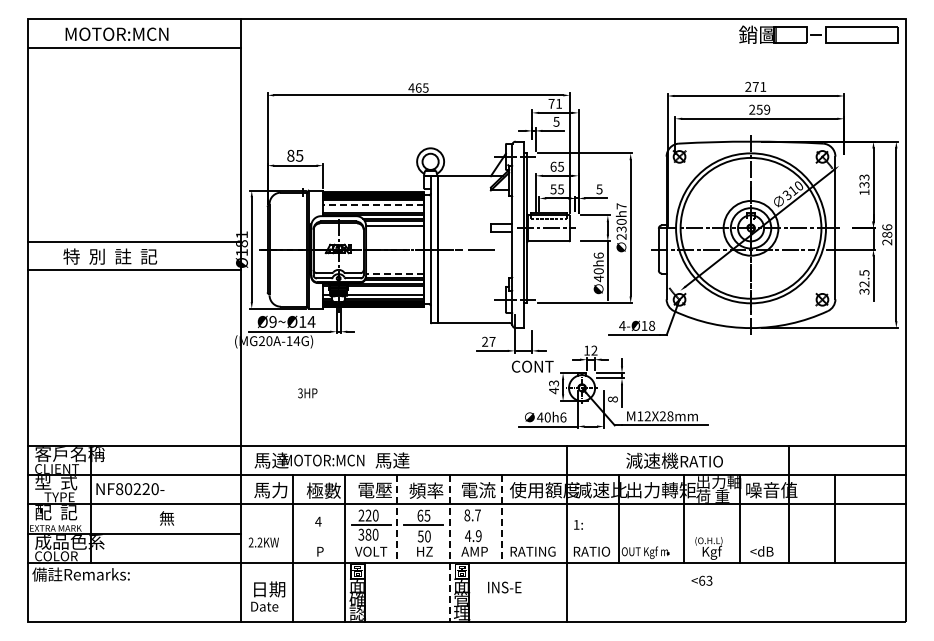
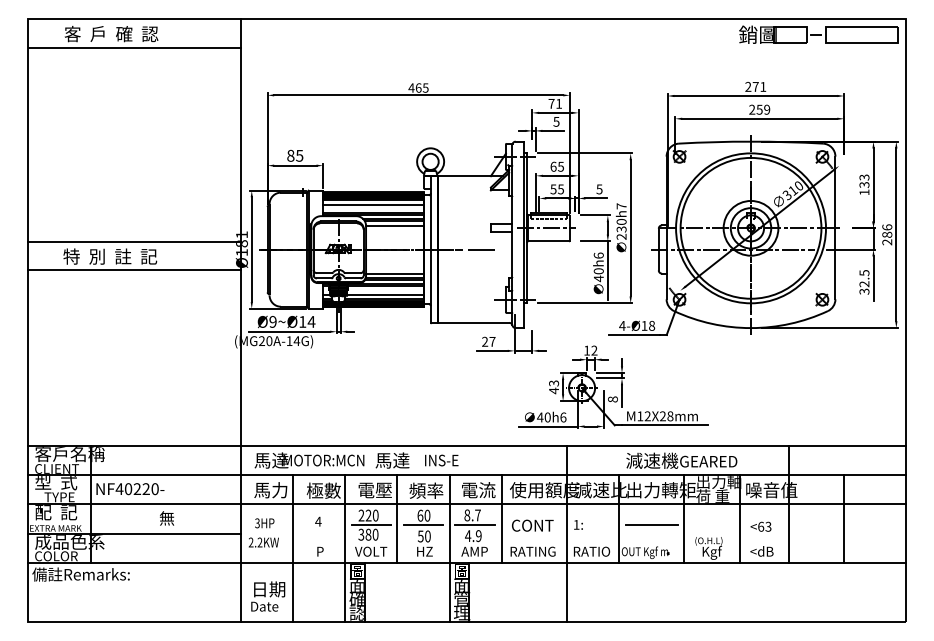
text: MOTOR:MCN -> 客  戶  確  認 (116, 33)
line: dashed -> solid (372, 204)
line: dashed -> solid (394, 273)
text position: (532, 366) -> (532, 525) (532, 525)
text position: (307, 393) -> (264, 523) (264, 523)
text: RATIO -> GEARED (708, 461)
text: NF80220- -> NF40220- (119, 489)
text: 65 -> 60 (427, 515)
line position: (835, 518) -> (844, 518) (844, 518)
line: dashed -> solid (397, 519)
line: dashed -> solid (501, 519)
line: none -> present (474, 525)
line: none -> present (651, 525)
line: dashed -> solid (449, 548)
text position: (701, 580) -> (760, 526) (760, 526)
text position: (504, 587) -> (441, 460) (441, 460)
